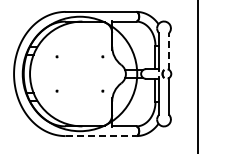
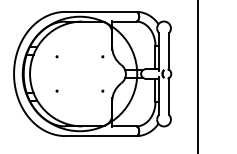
line: dashed -> solid (168, 51)
line: dashed -> solid (101, 136)
